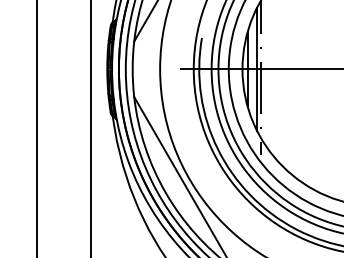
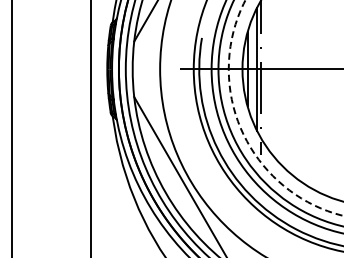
circle: solid -> dashed (285, 108)
line position: (36, 128) -> (11, 128) (11, 128)
